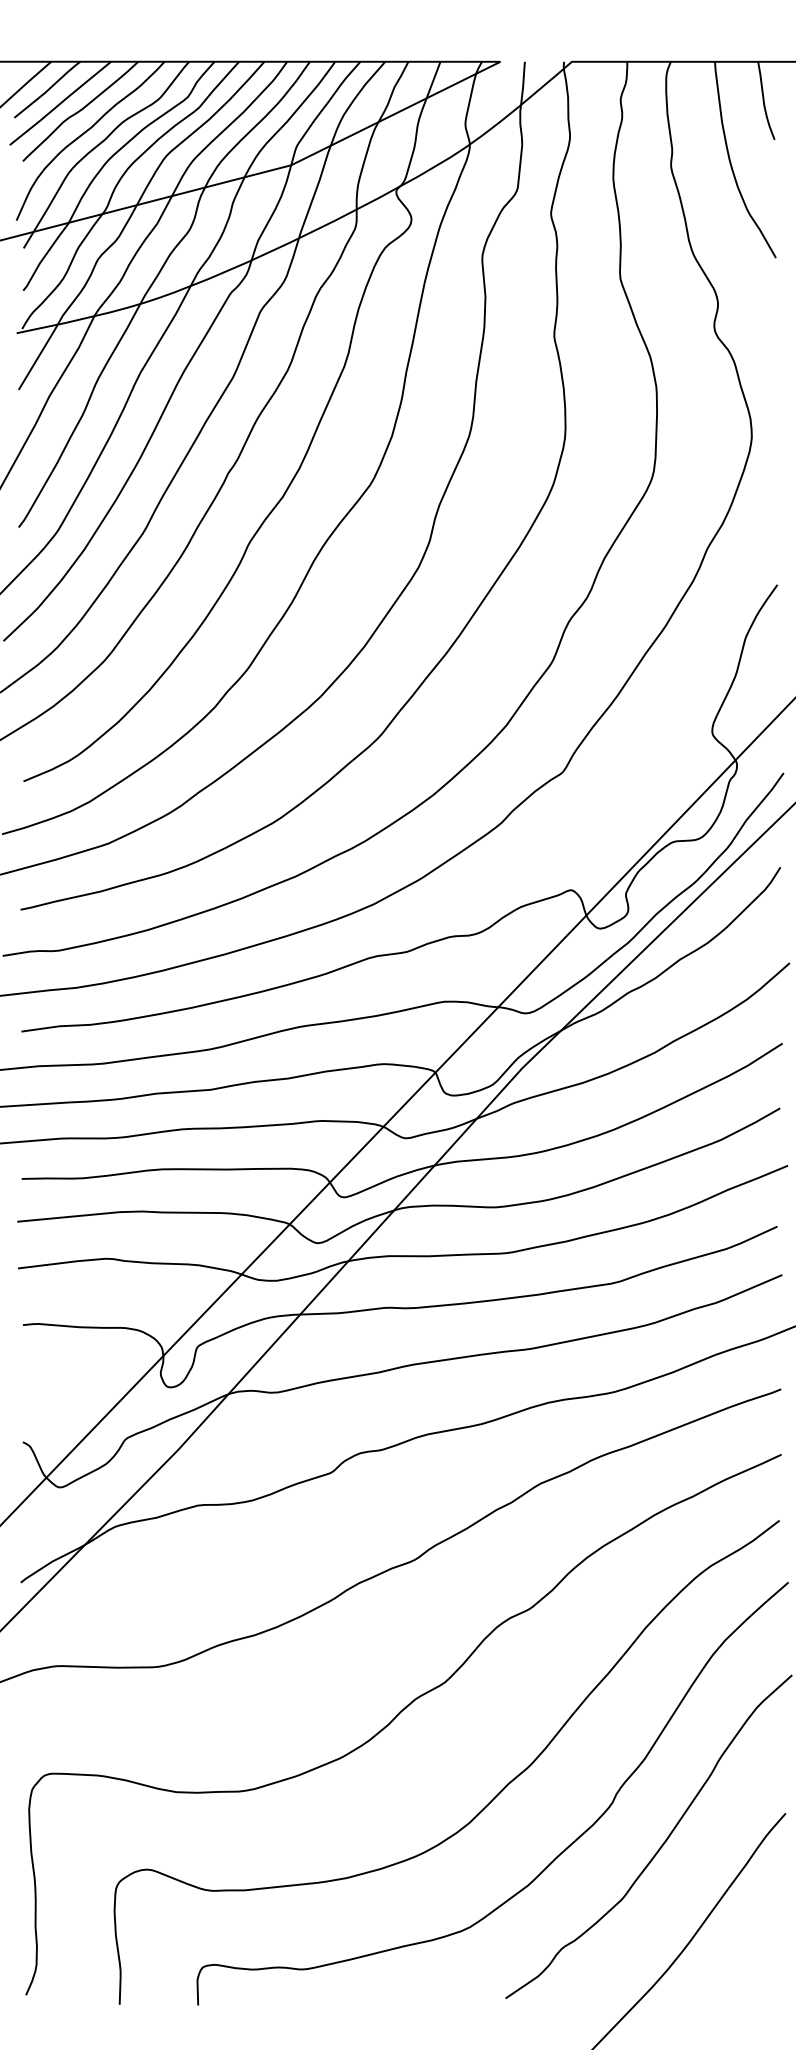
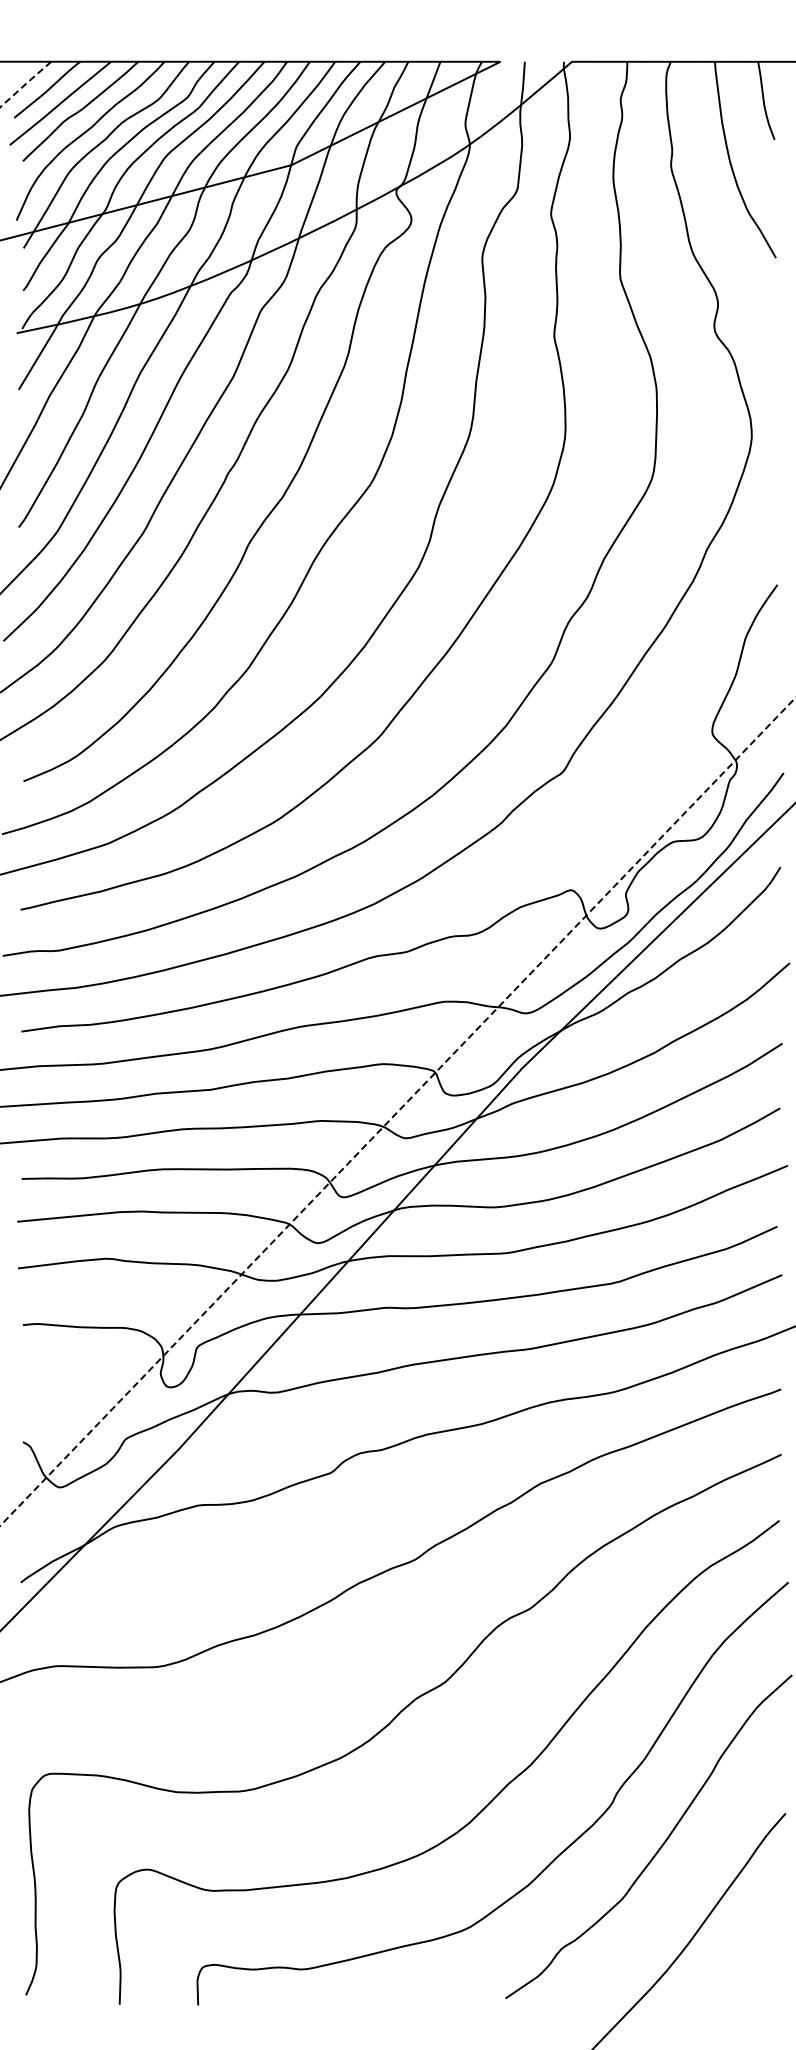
line: solid -> dashed (25, 84)
line: solid -> dashed (397, 1111)
